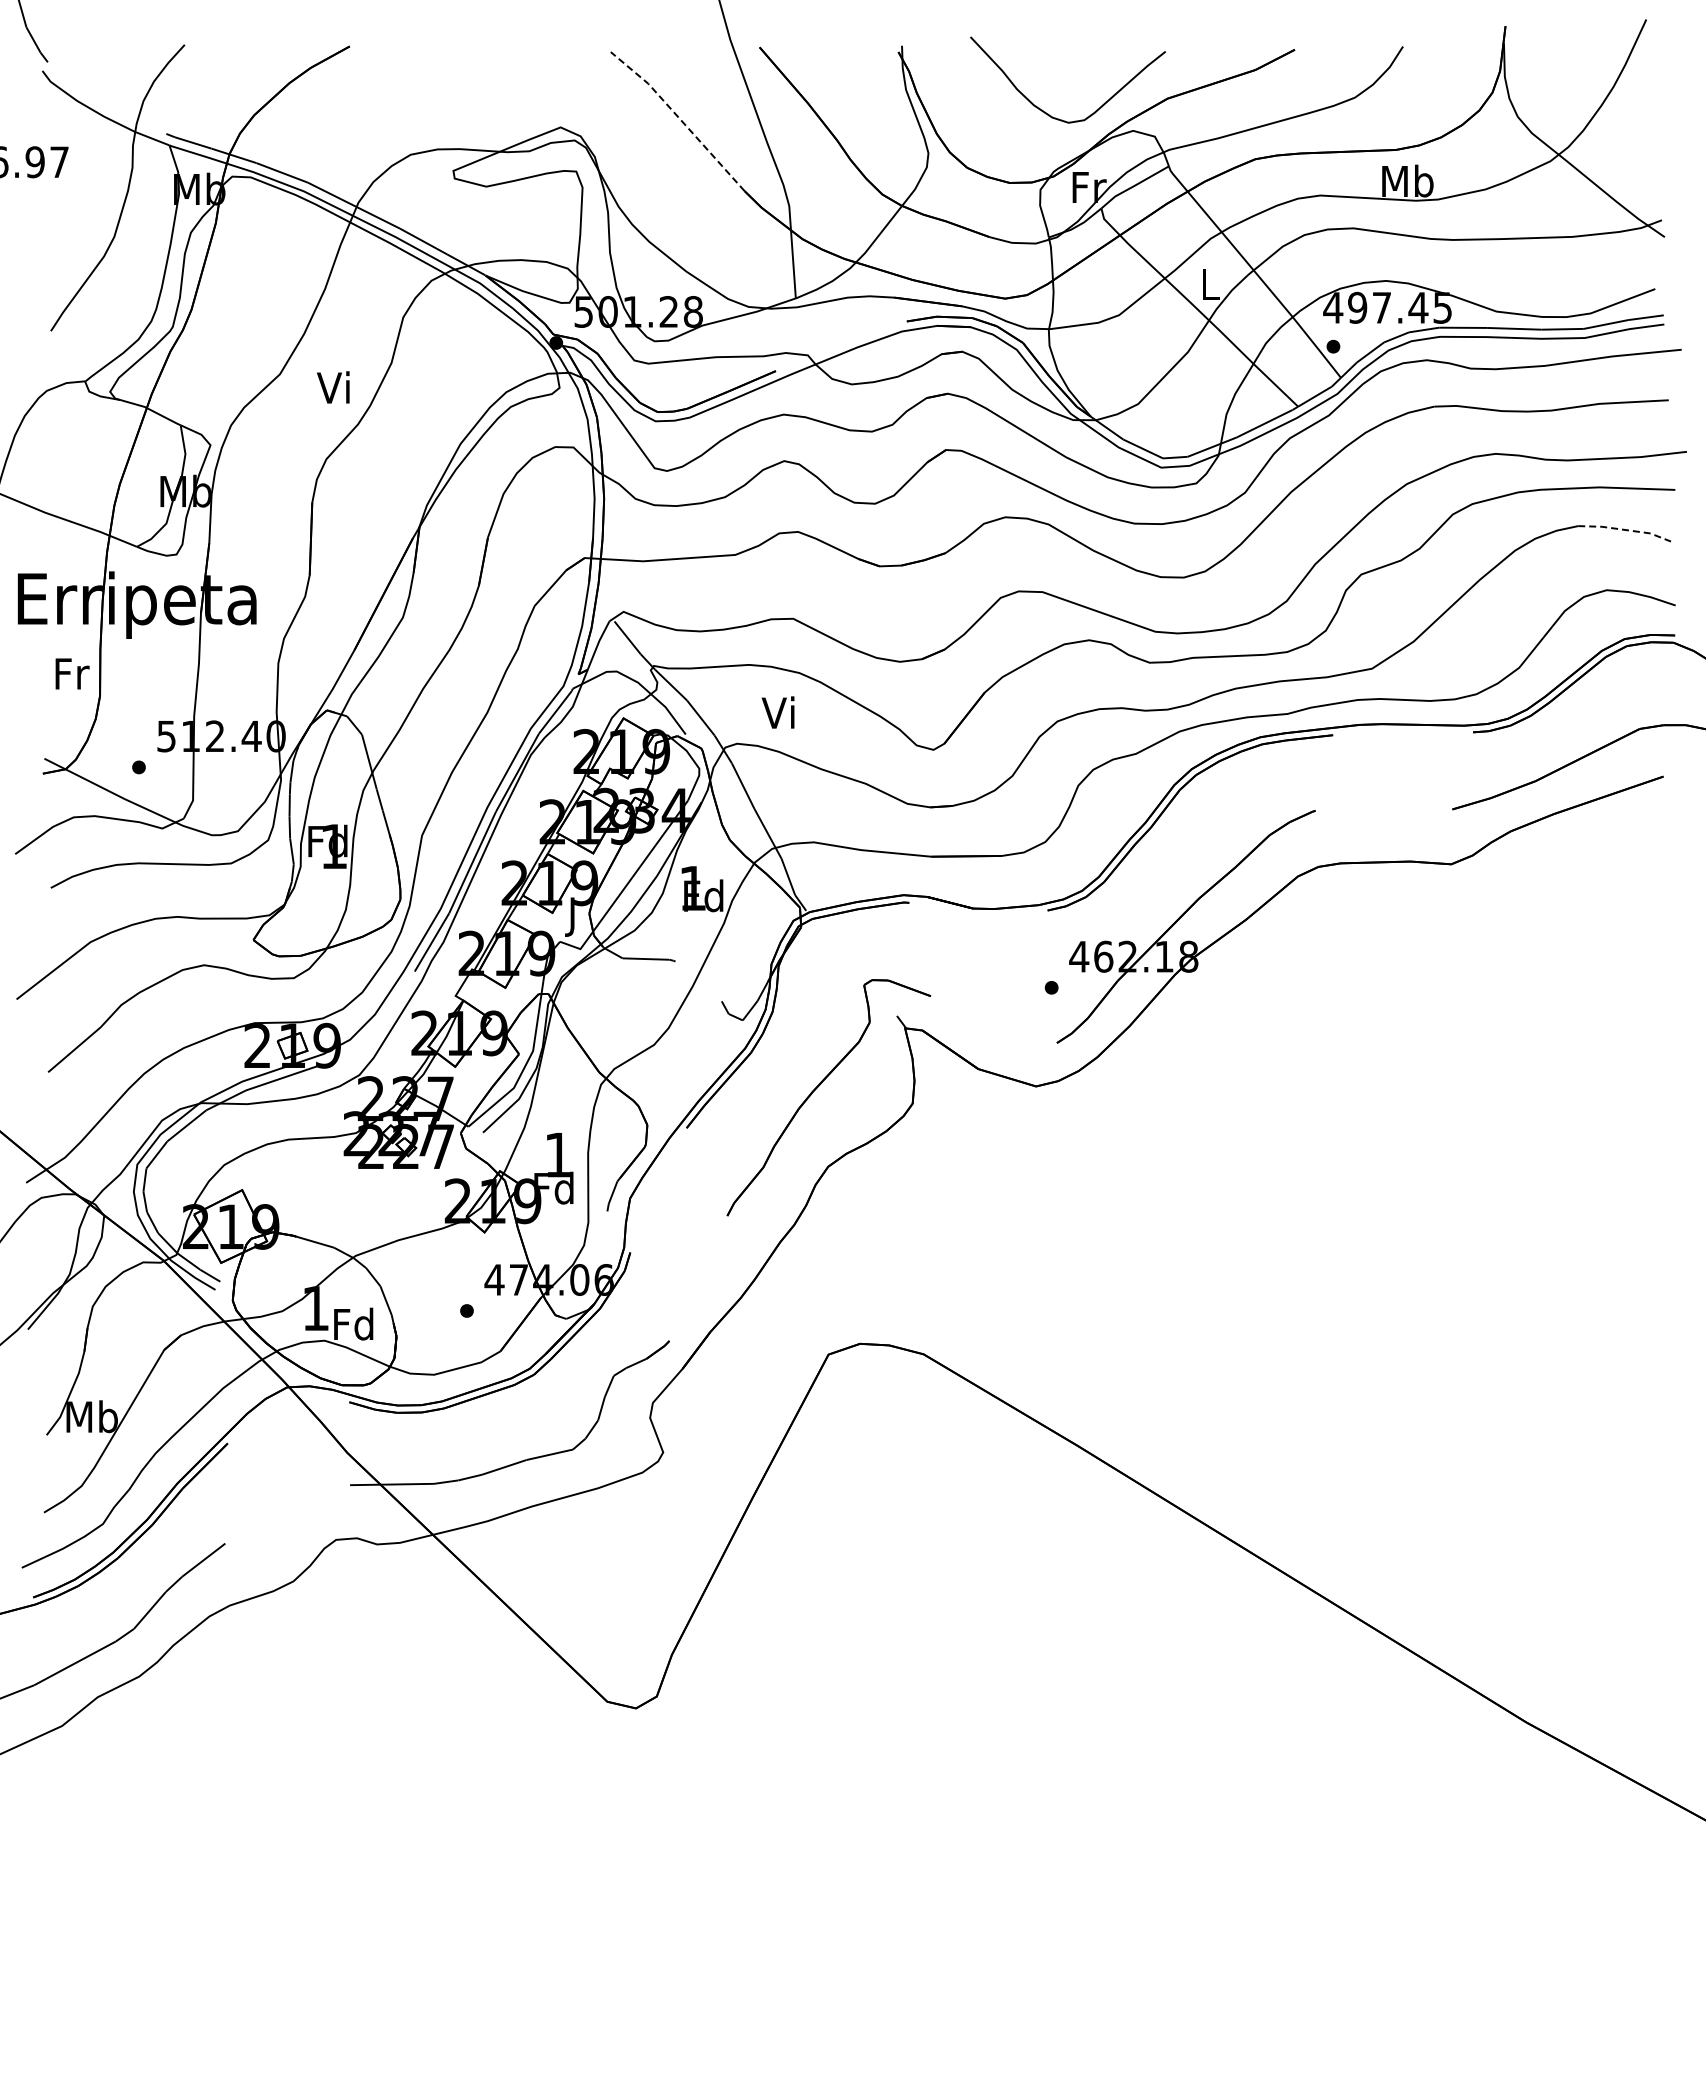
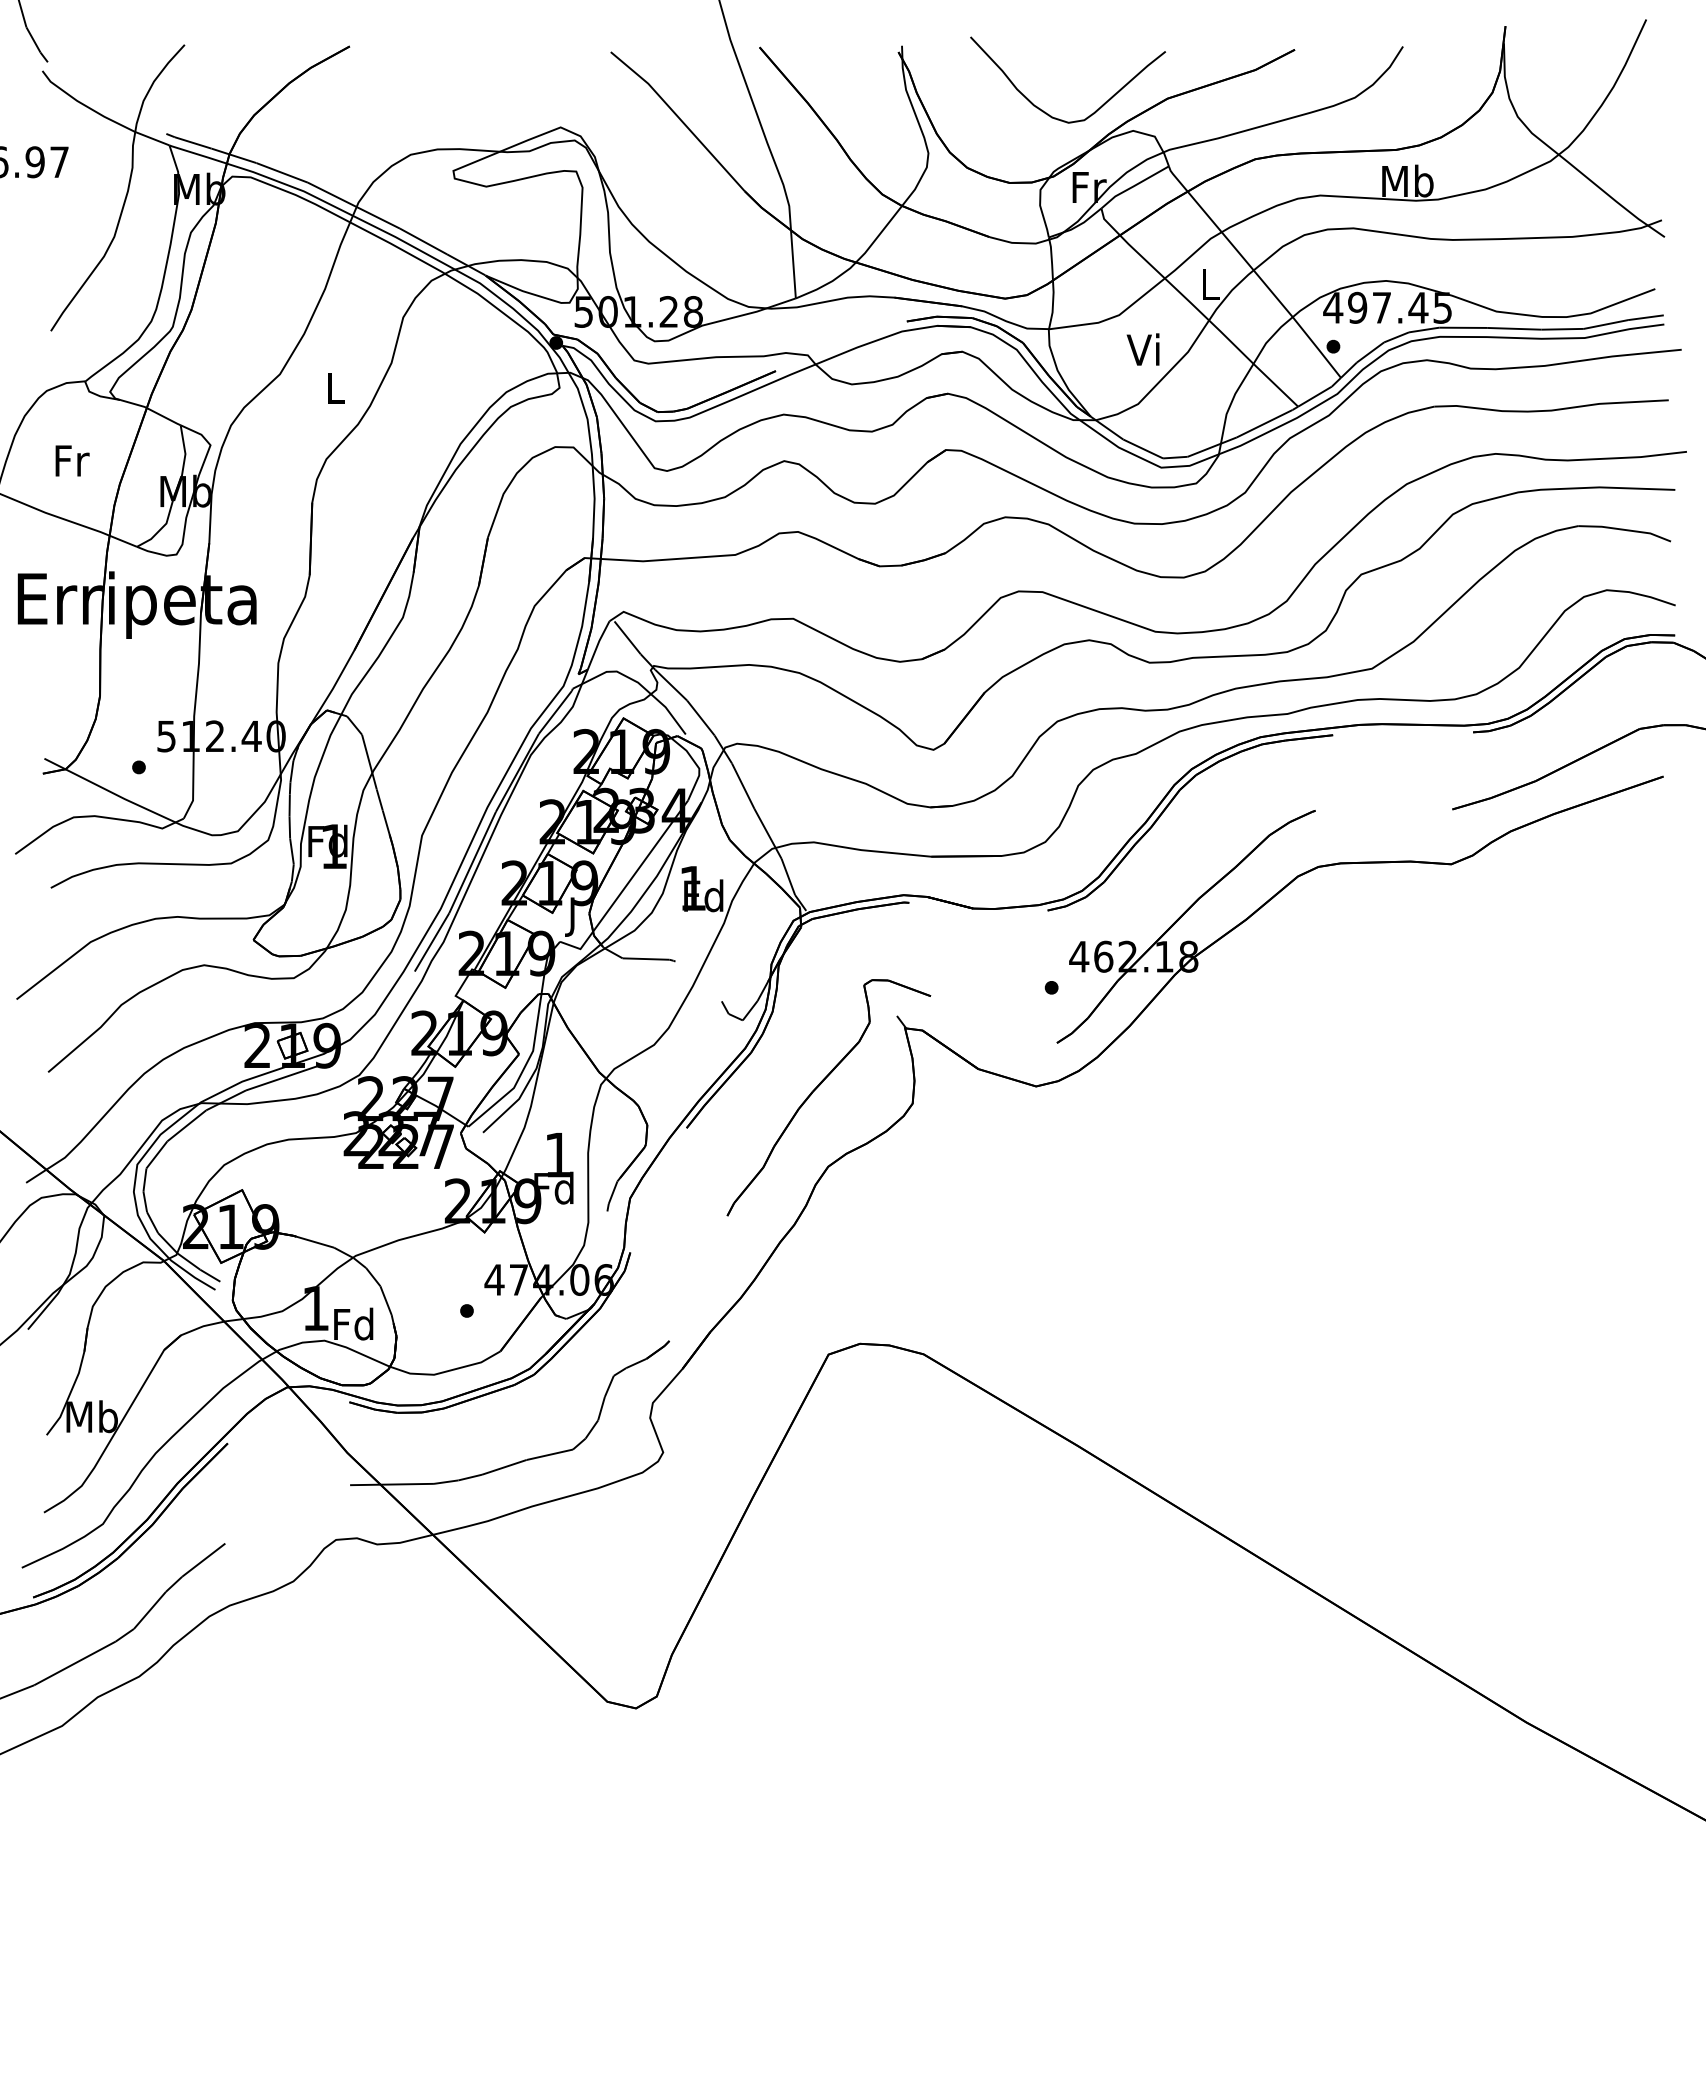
line: dashed -> solid (679, 118)
text: Vi -> L (333, 387)
line: dashed -> solid (1625, 530)
text position: (72, 673) -> (72, 460) (72, 460)
text position: (777, 712) -> (1142, 349) (1142, 349)
